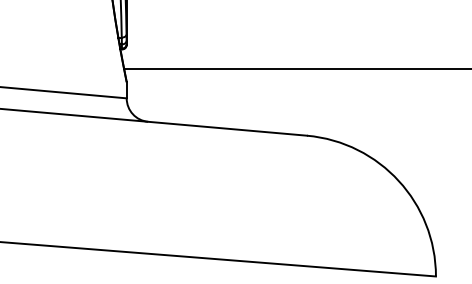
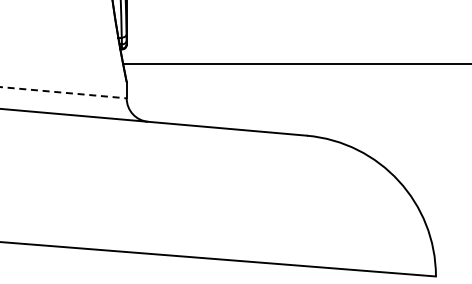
line position: (296, 69) -> (296, 64) (296, 64)
line: solid -> dashed (64, 92)
